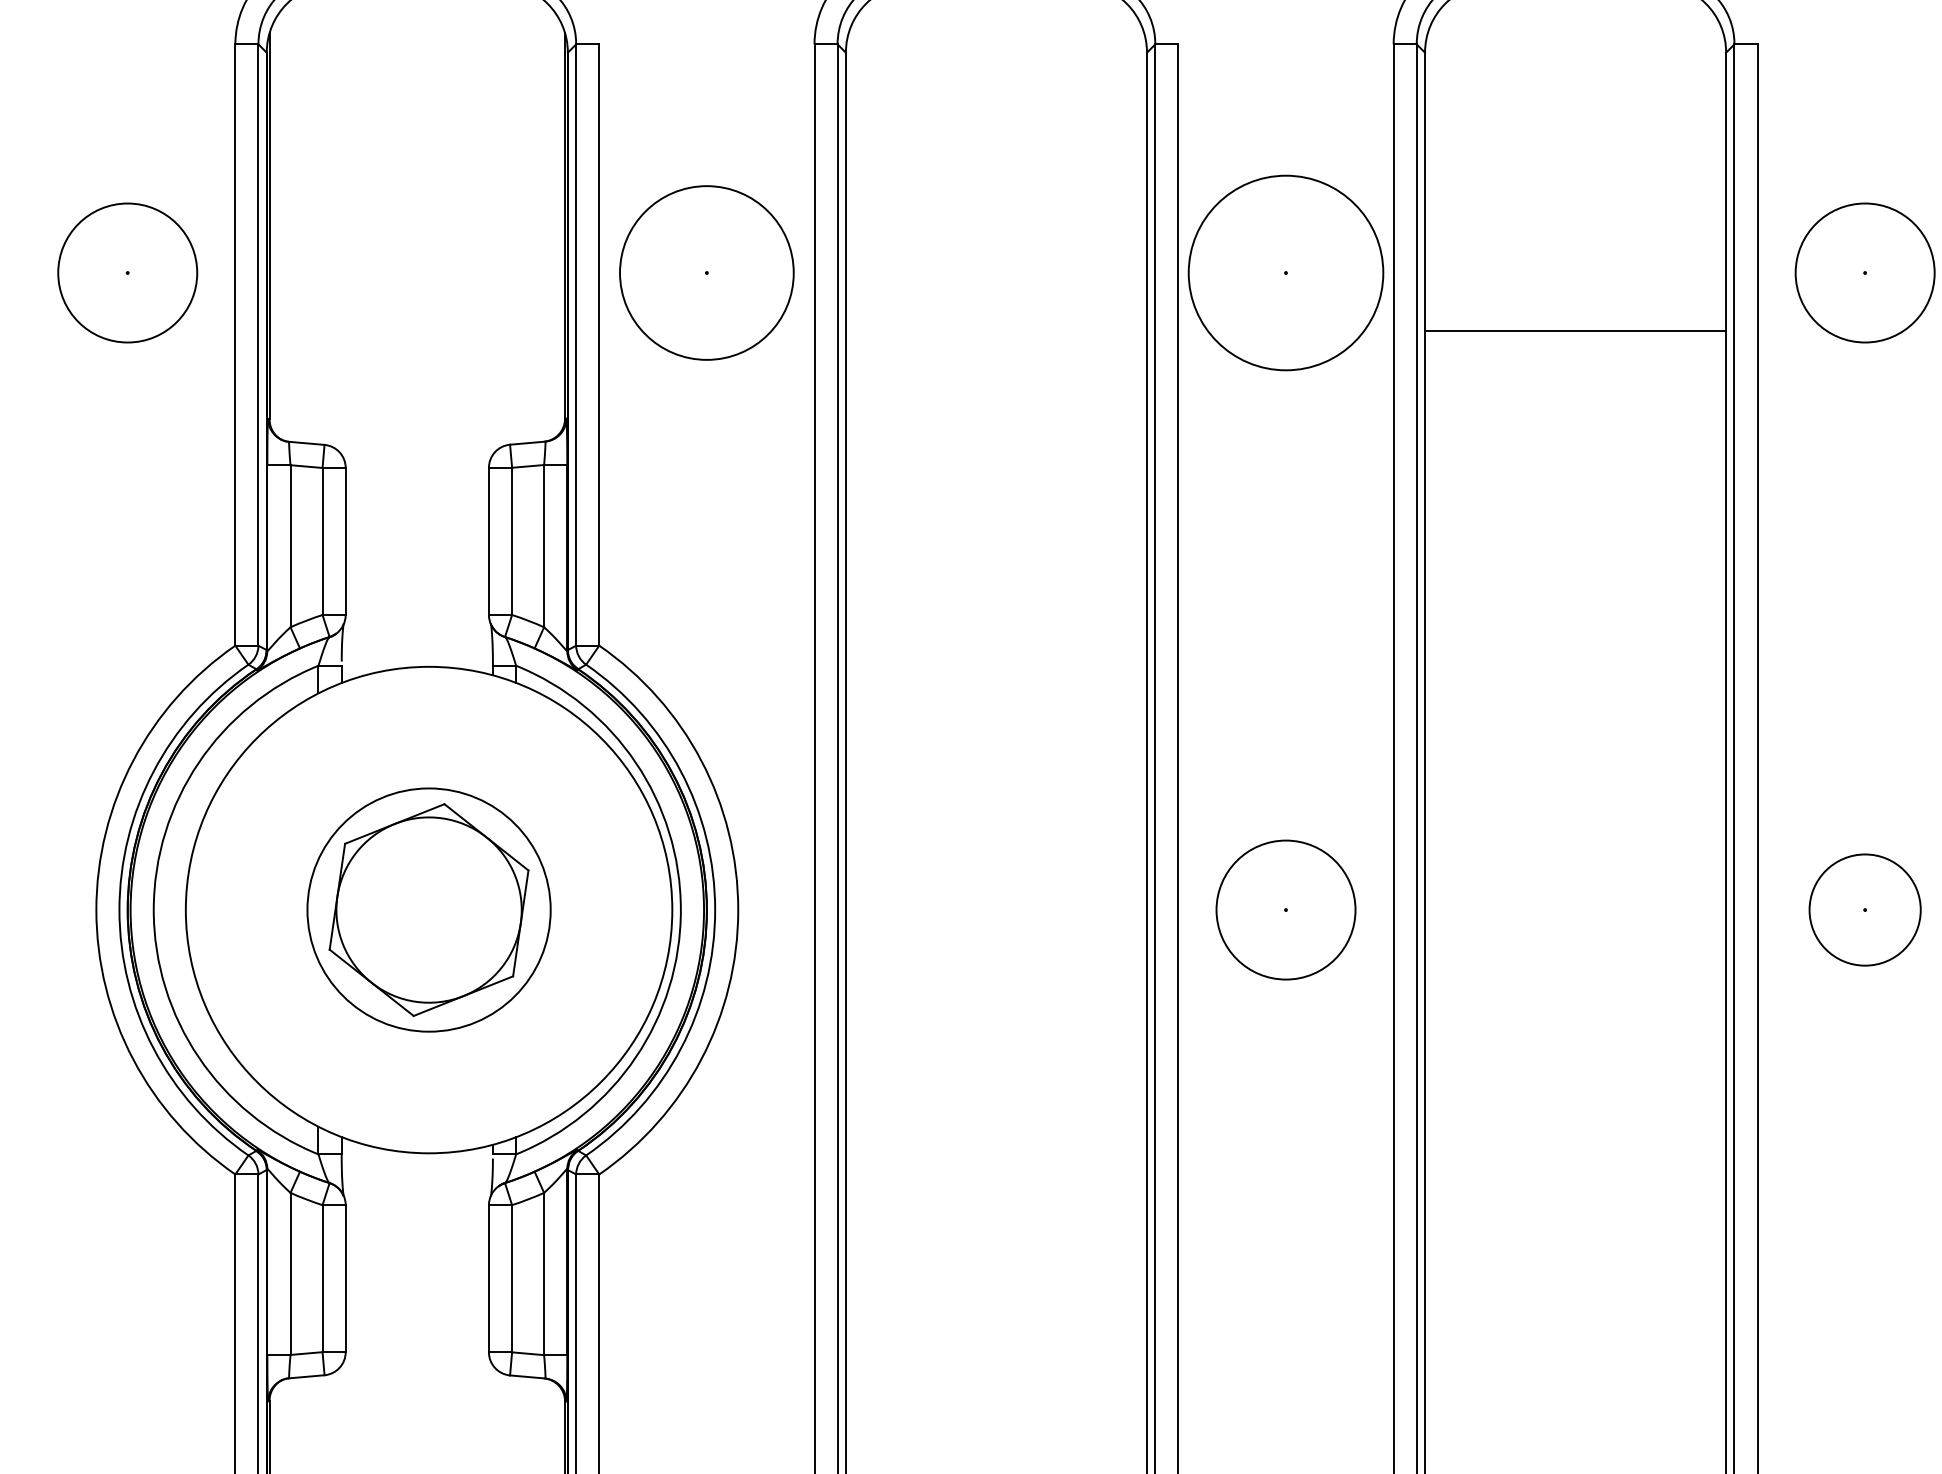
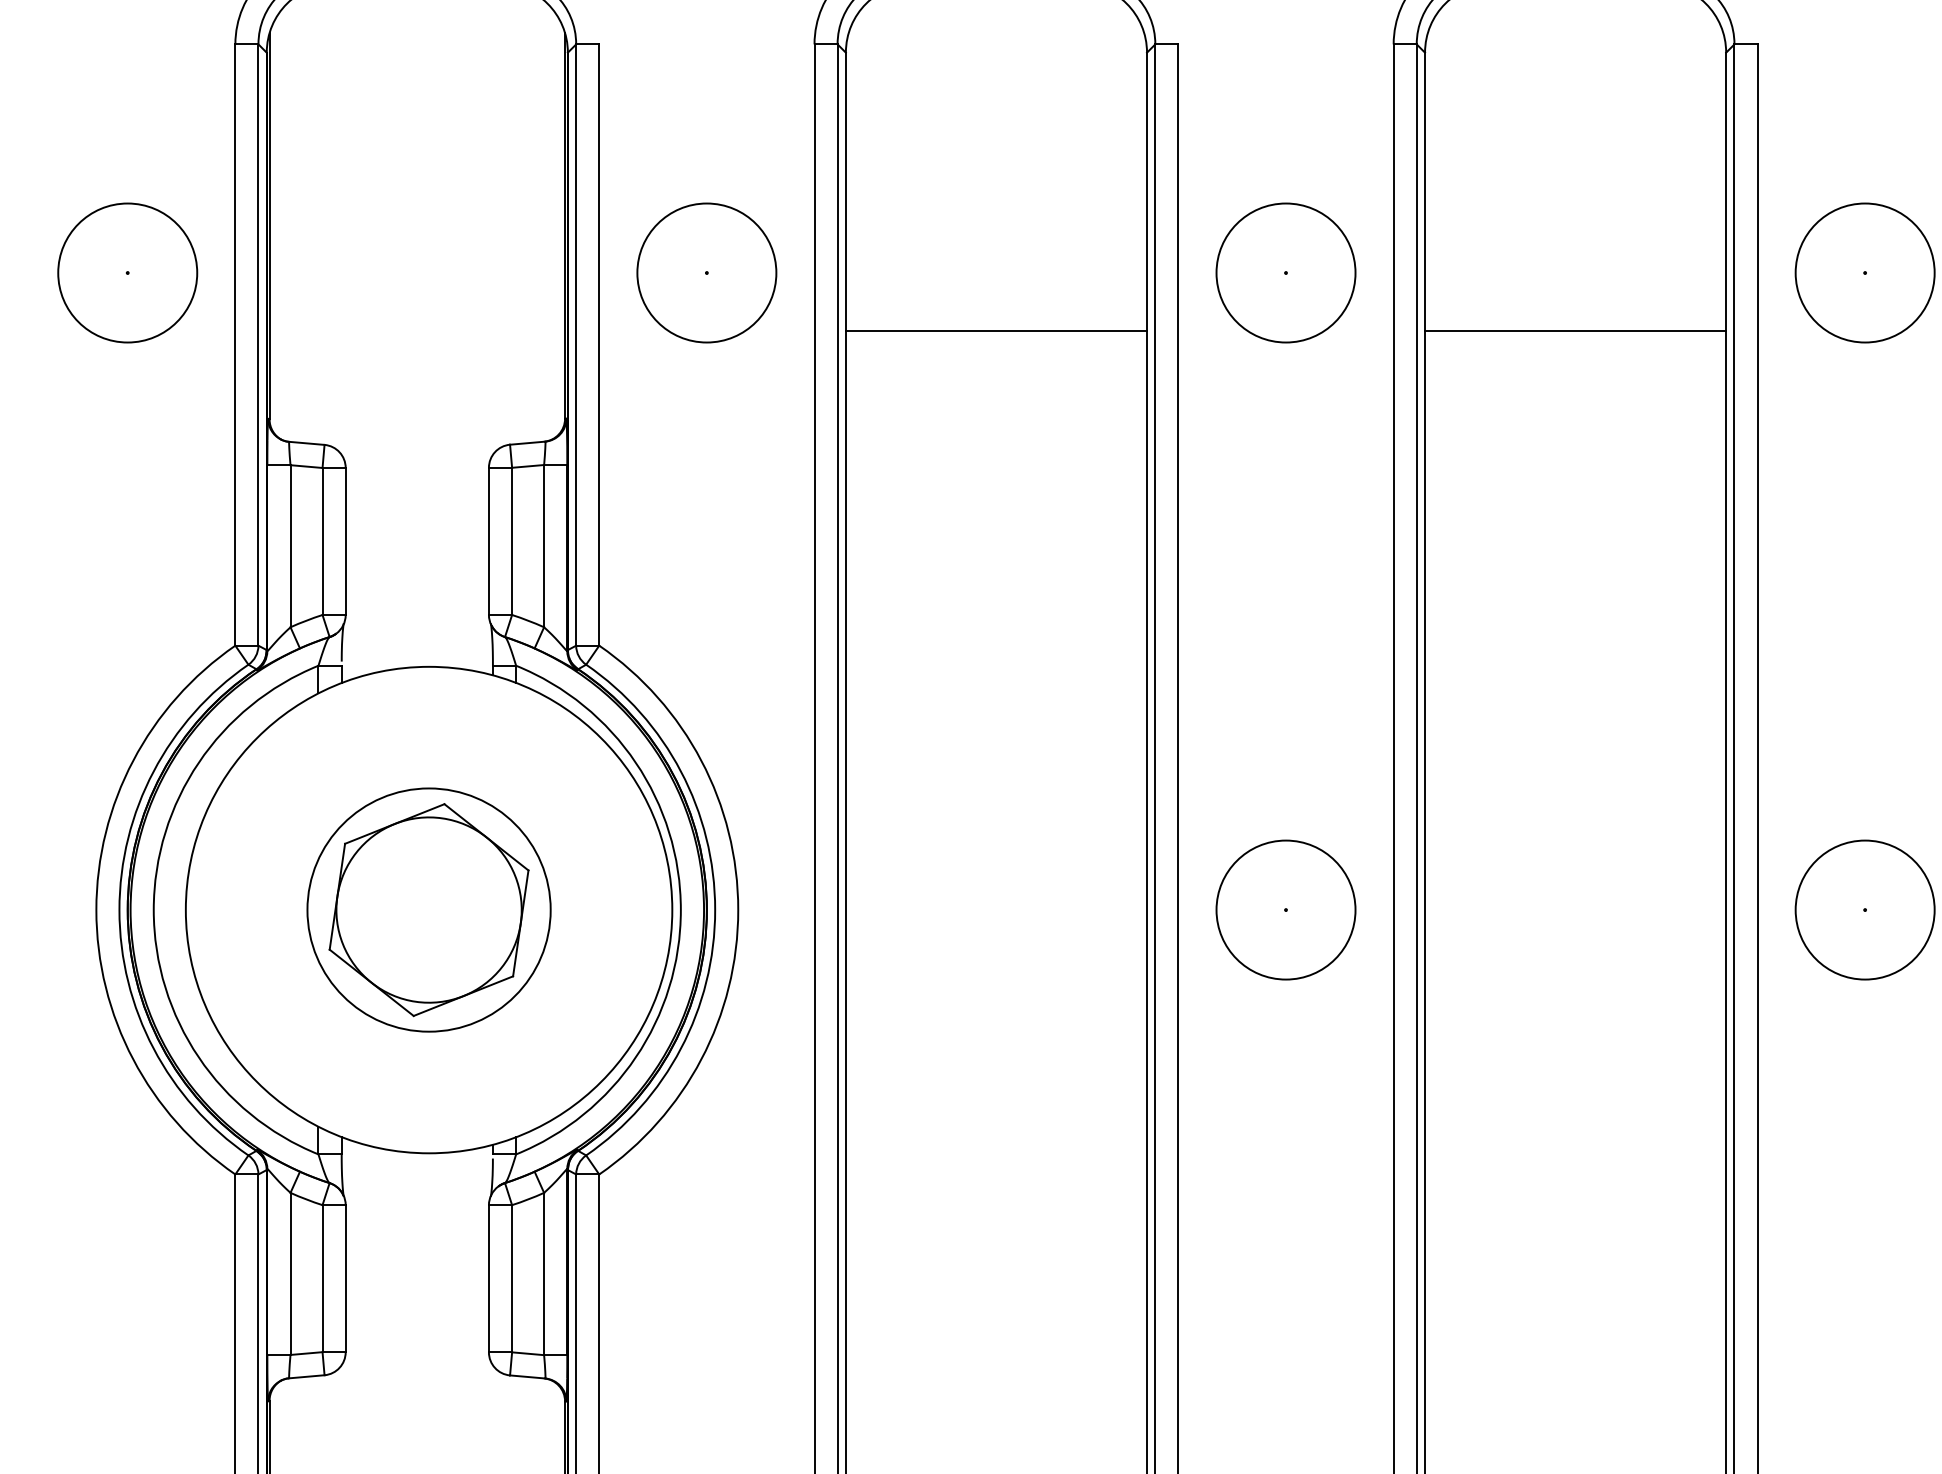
circle diameter: 174 px -> 139 px (706, 272)
circle diameter: 195 px -> 139 px (1285, 272)
line: none -> present (996, 330)
circle diameter: 111 px -> 139 px (1864, 909)
